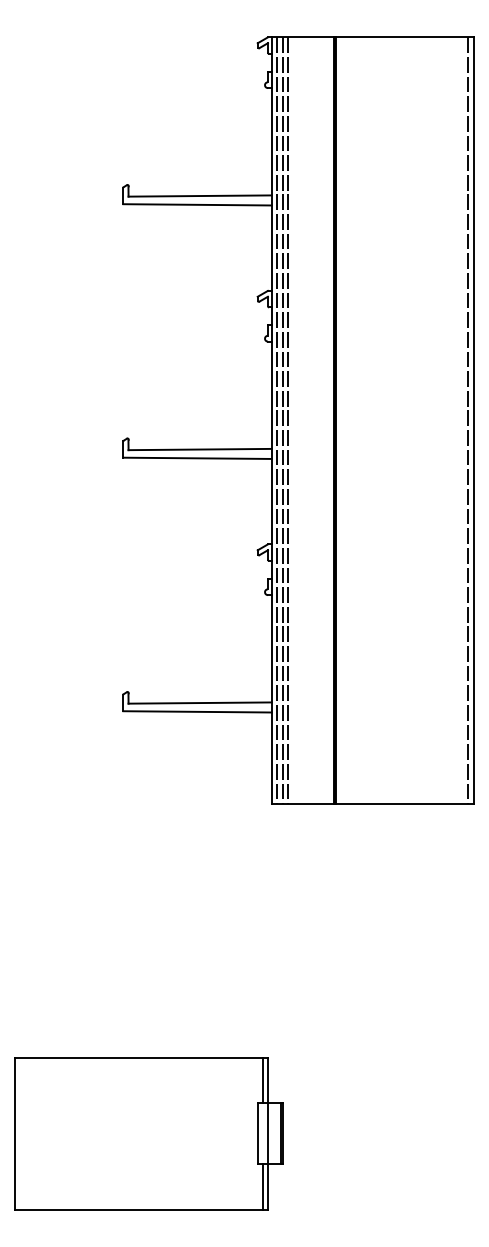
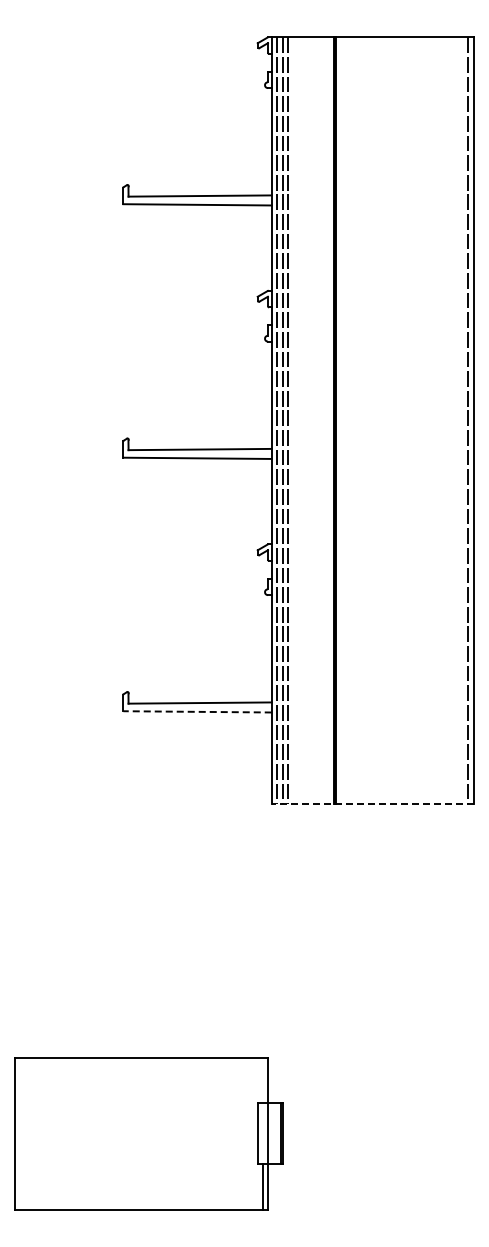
line: solid -> dashed (197, 711)
line: solid -> dashed (372, 804)
line: present -> none (262, 1080)
